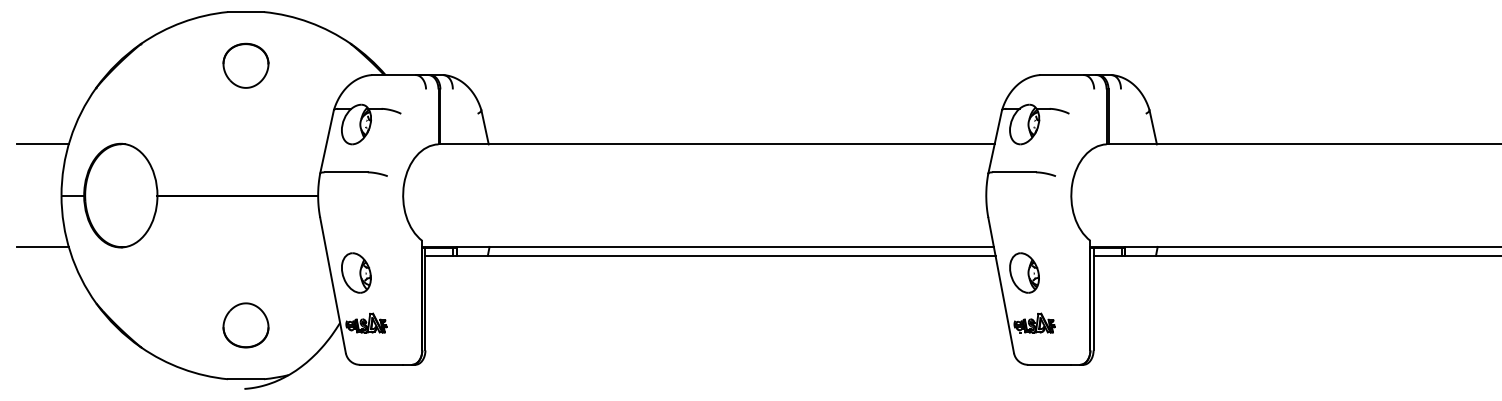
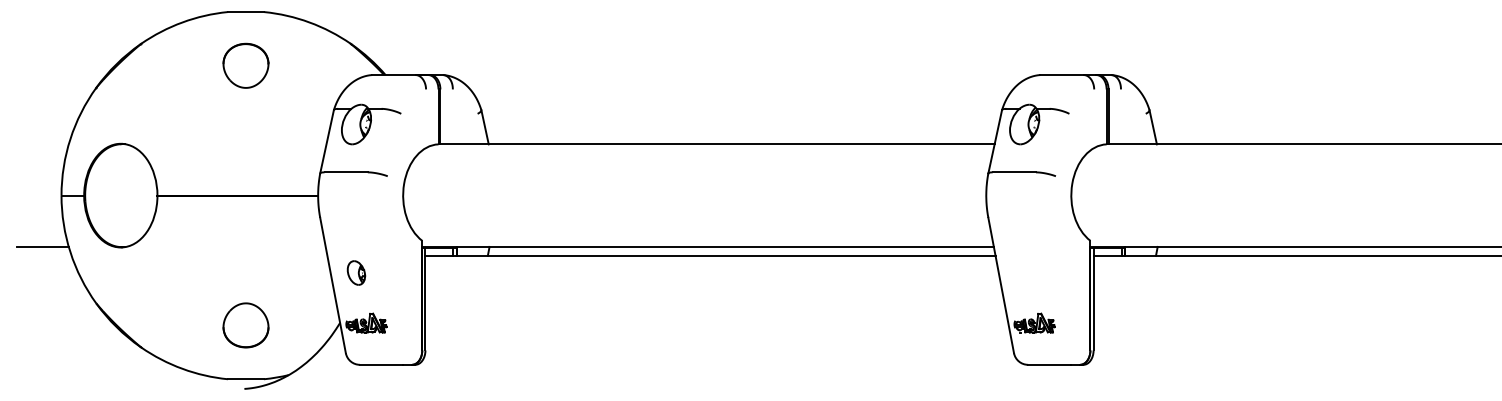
line: present -> none (42, 144)
part size: 31x42 px -> 21x26 px (356, 272)
part: present -> none (1024, 272)
